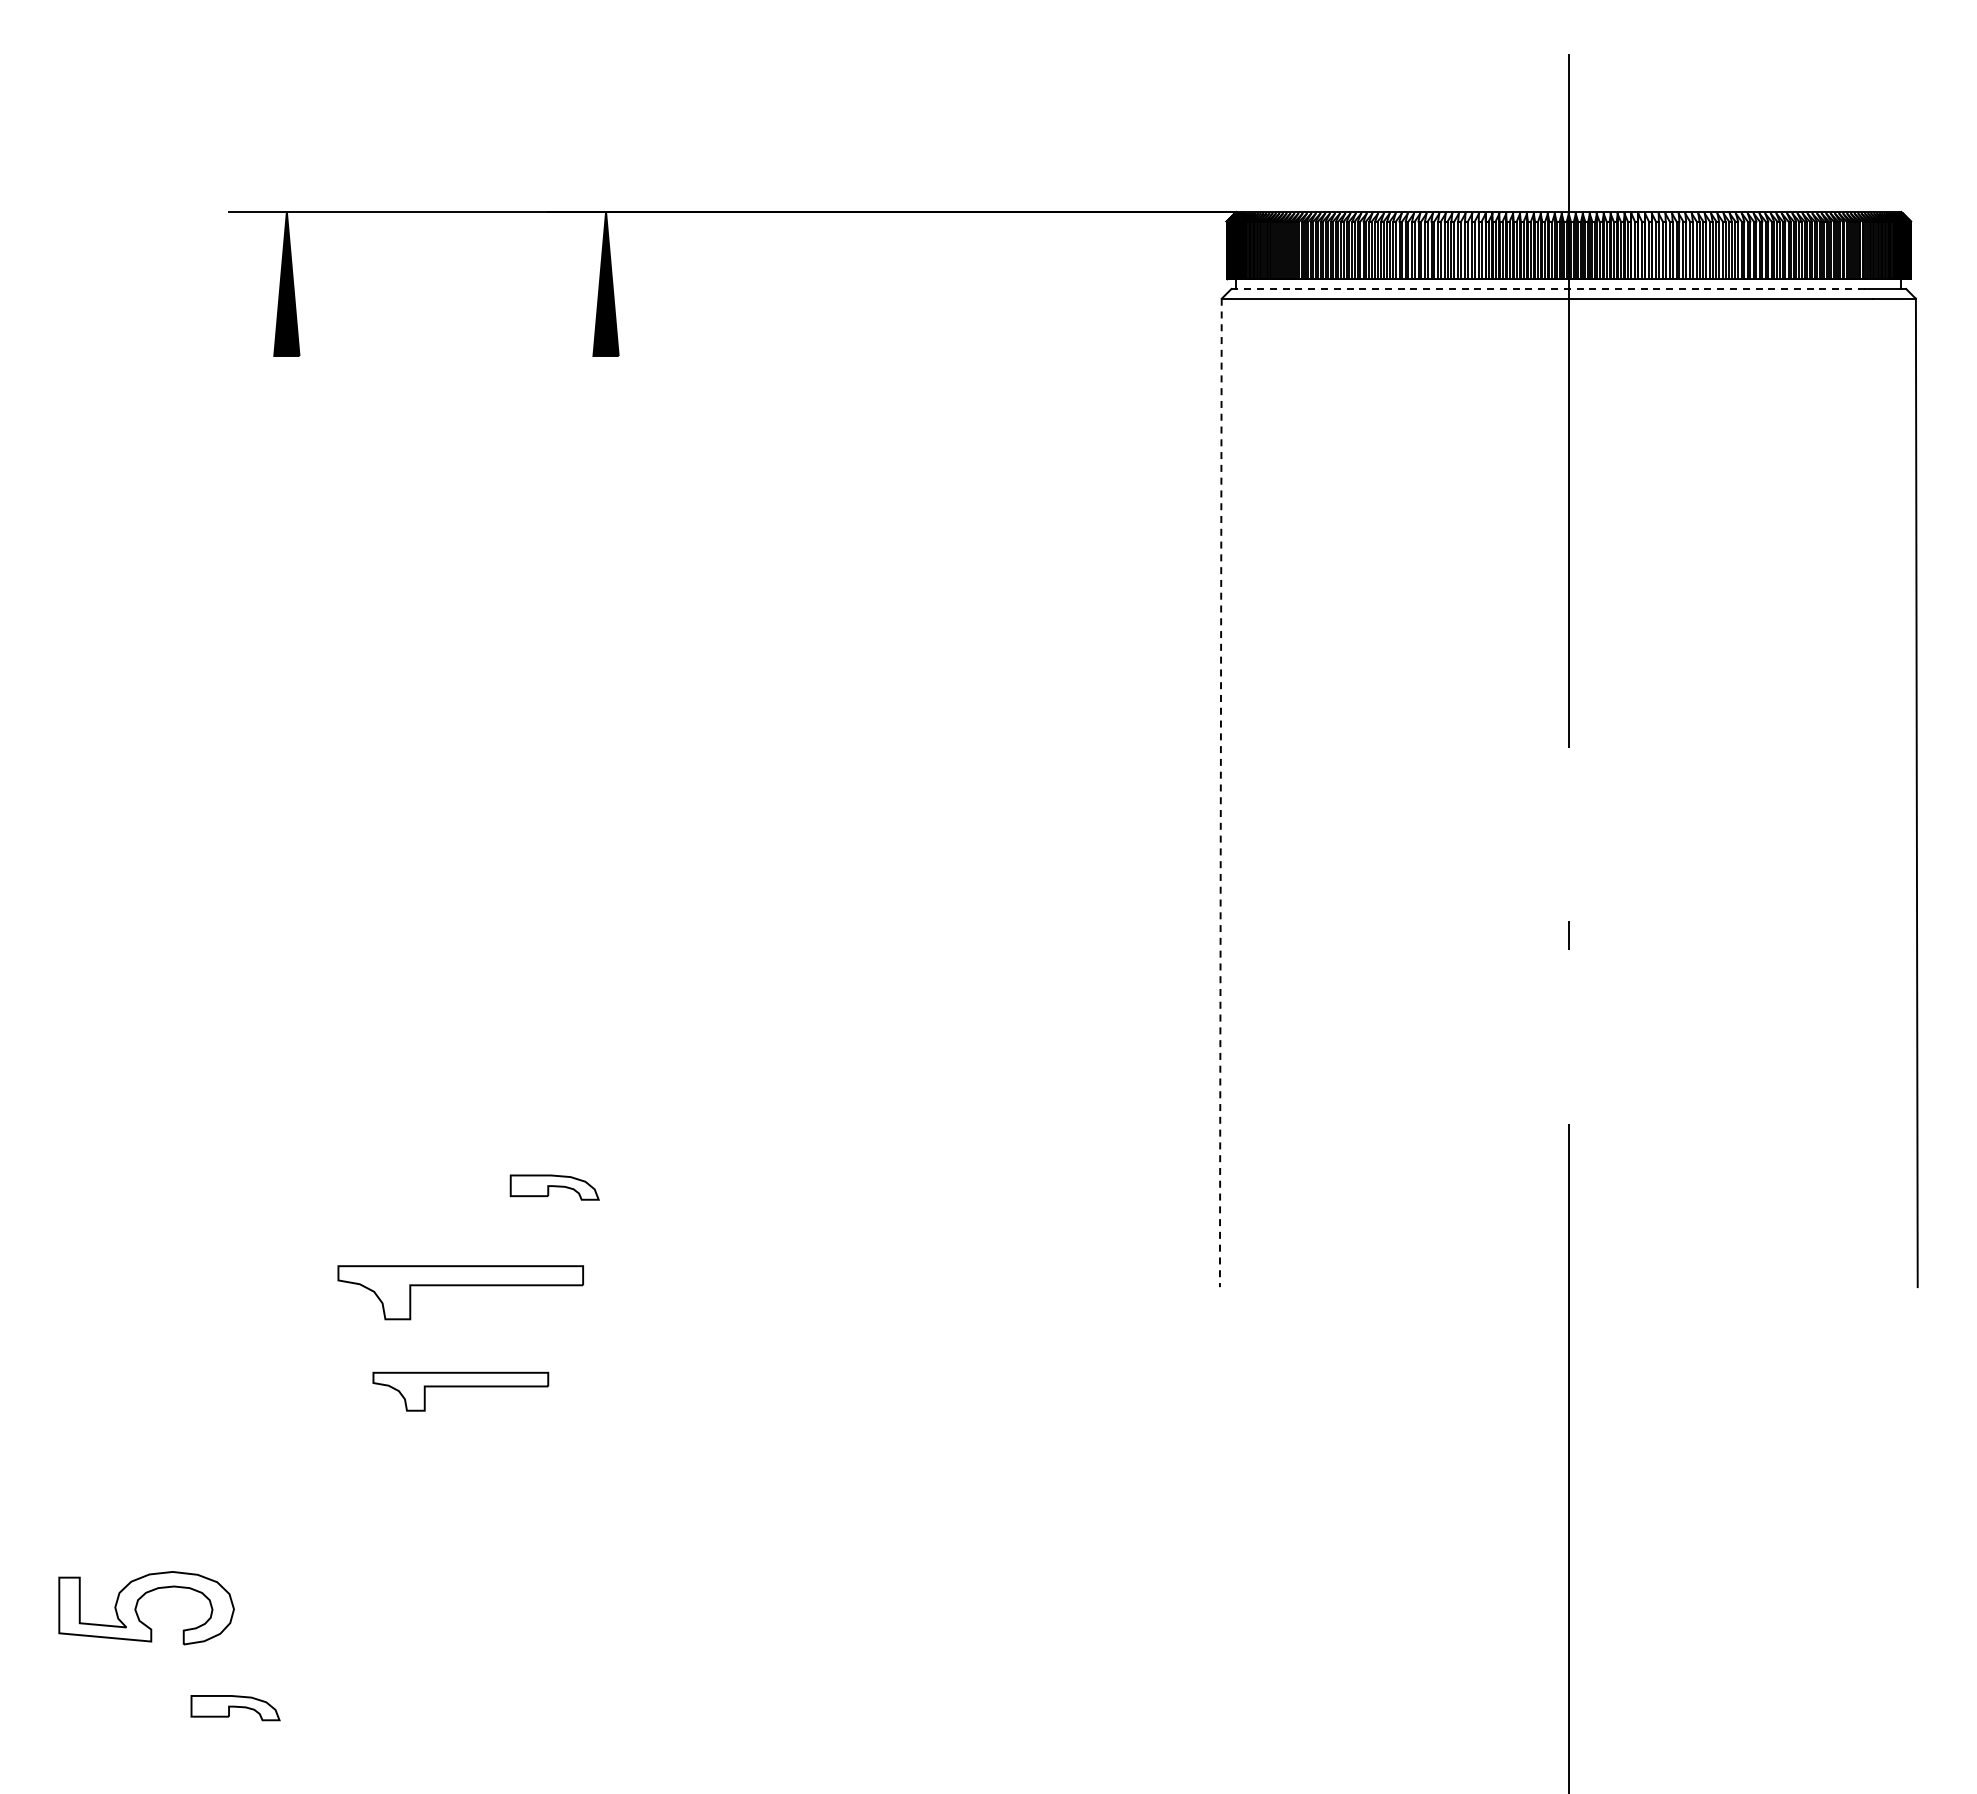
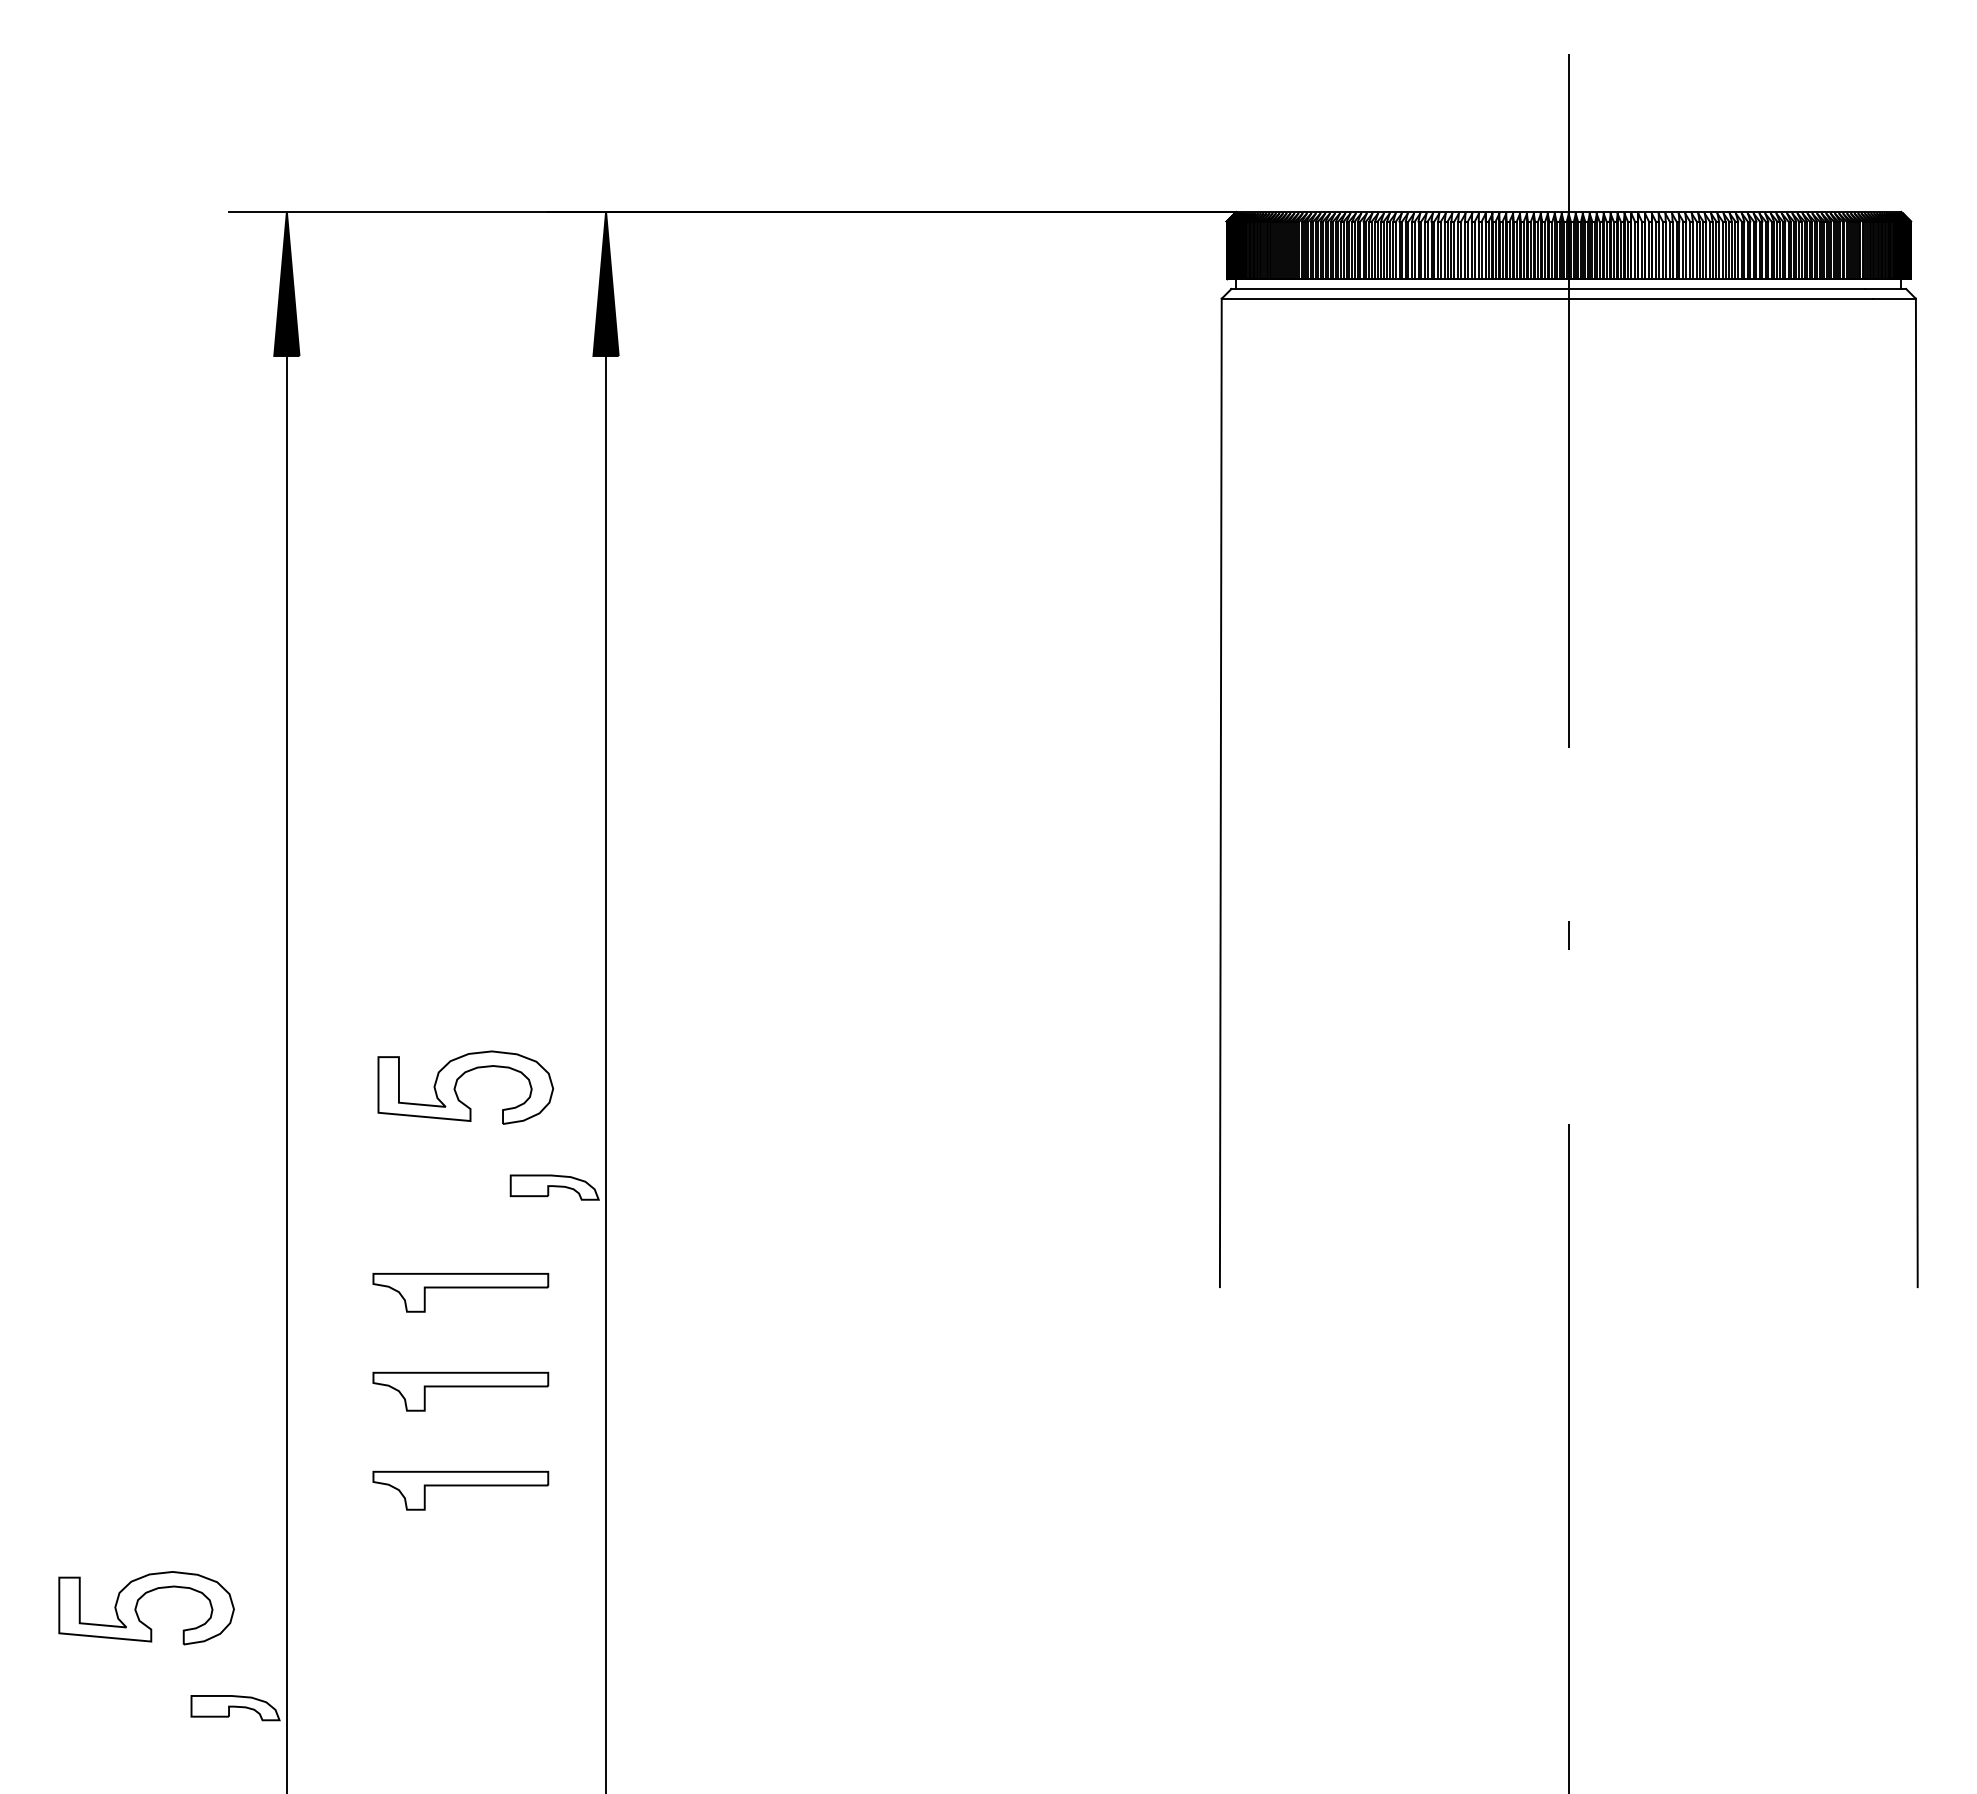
line: dashed -> solid (1548, 289)
line: dashed -> solid (1220, 793)
line: none -> present (286, 1073)
line: none -> present (606, 1073)
part: none -> present (456, 1086)
part size: 247x56 px -> 178x40 px (460, 1292)
part: none -> present (460, 1490)
